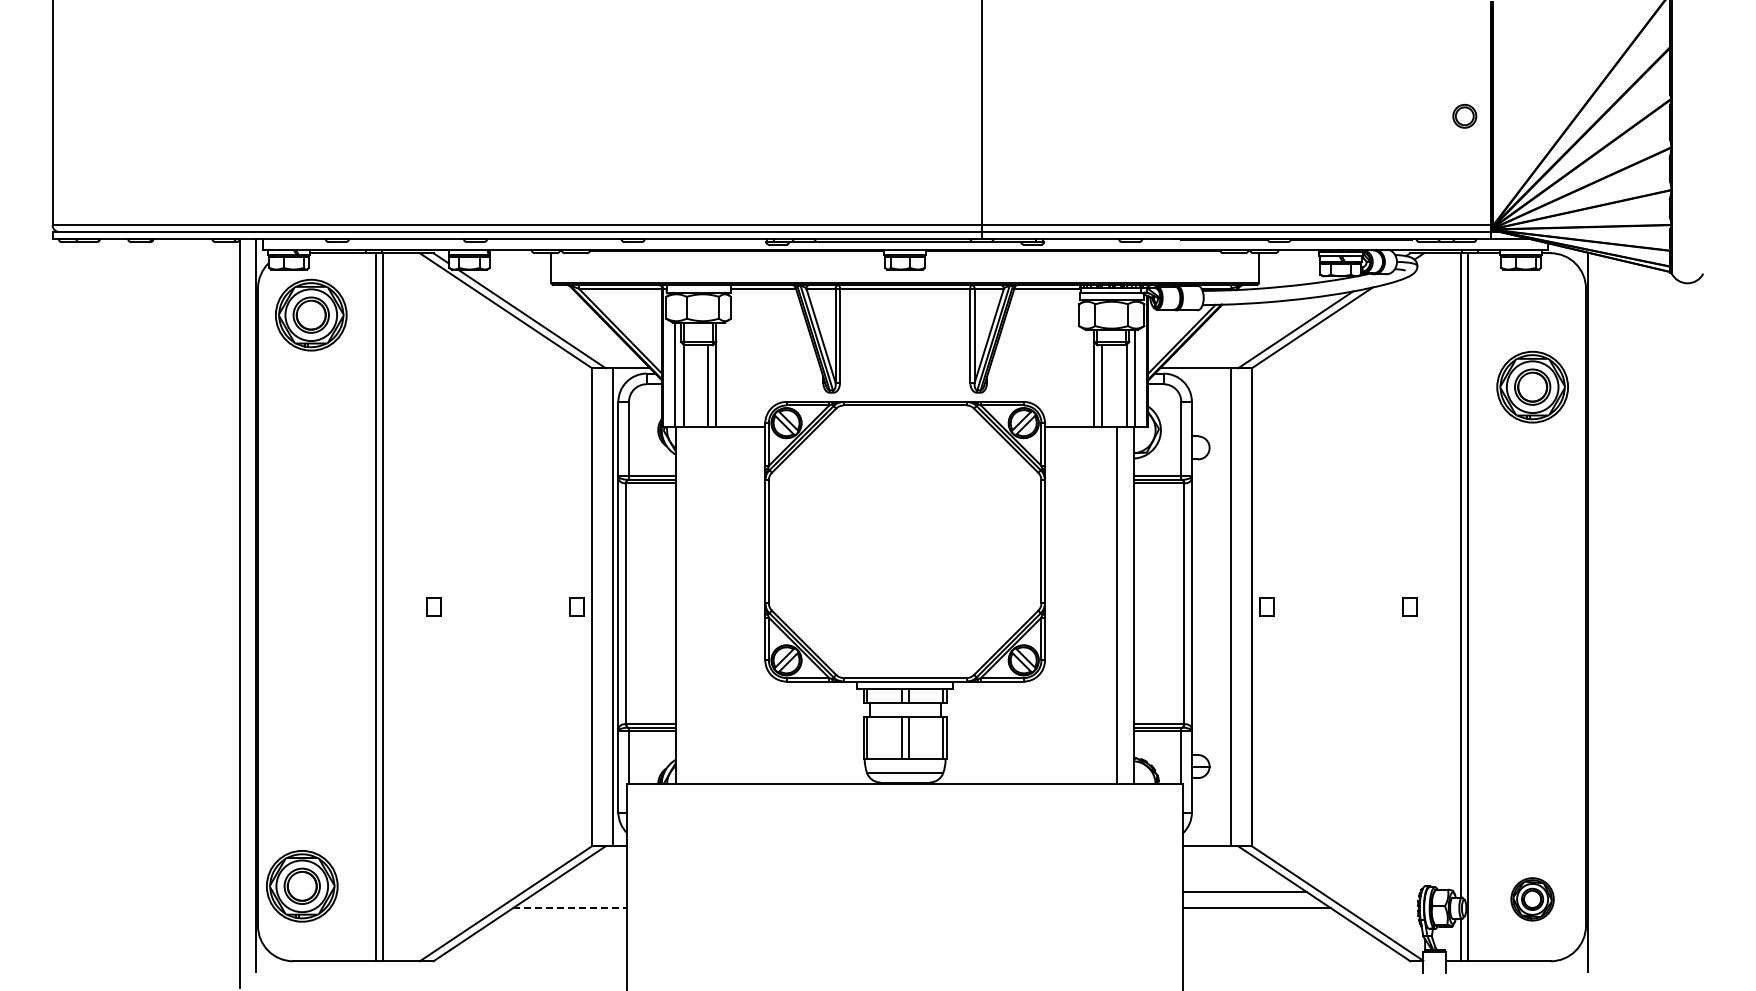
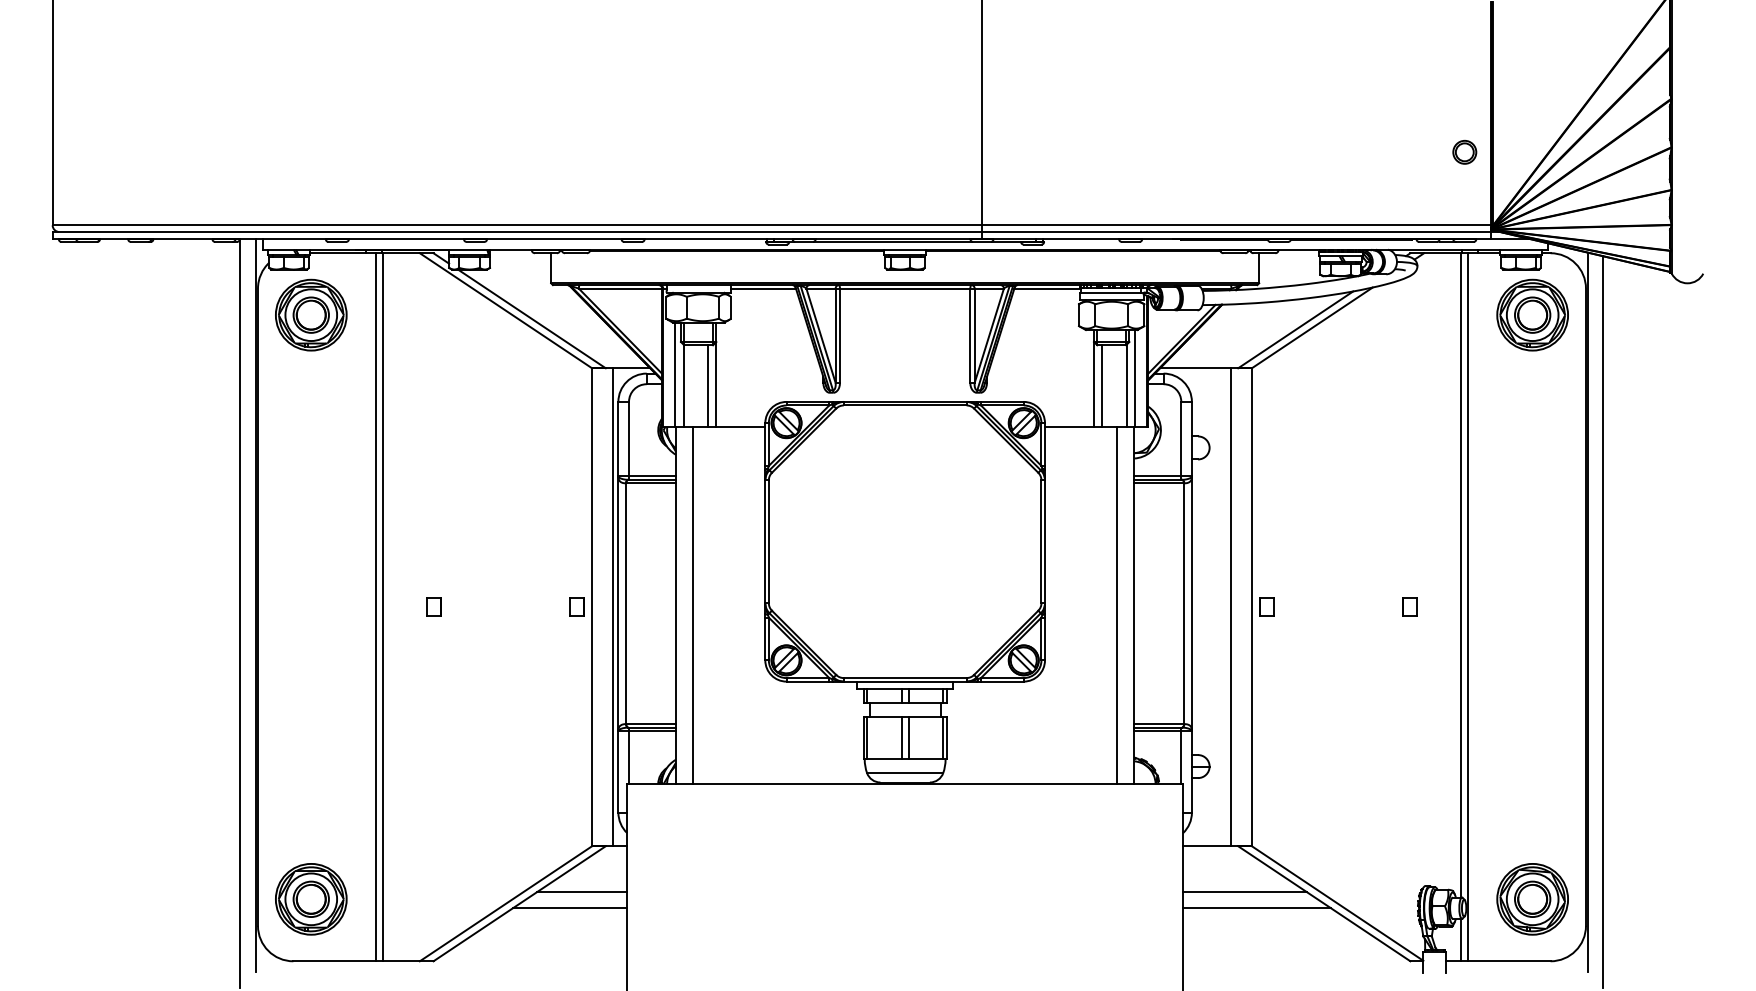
part position: (1464, 115) -> (1464, 151) (1464, 151)
part position: (1532, 386) -> (1532, 314) (1532, 314)
line: none -> present (692, 605)
line: none -> present (1603, 621)
part position: (302, 886) -> (311, 899) (311, 899)
line: none -> present (581, 892)
part size: 45x45 px -> 73x73 px (1532, 899)
line: dashed -> solid (570, 908)
